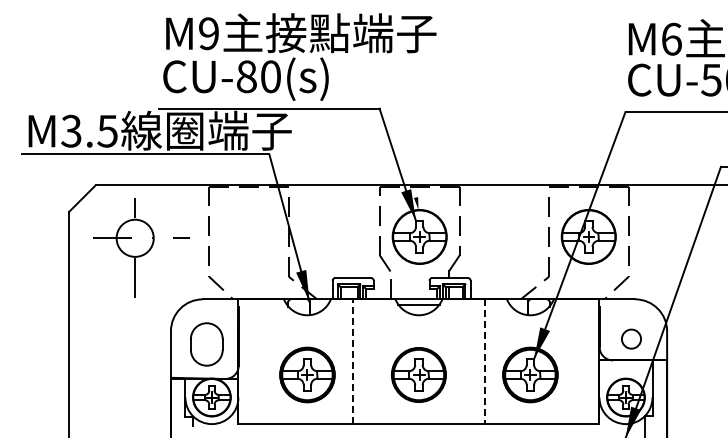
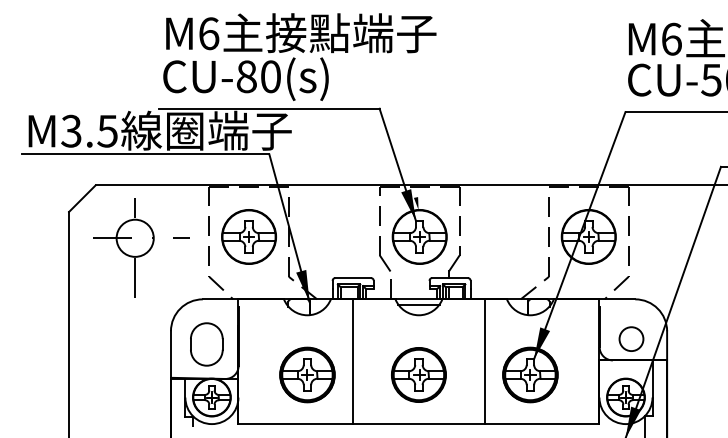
text: M9 -> M6 (209, 33)
part: none -> present (248, 236)
circle size: 21x22 px -> 27x26 px (631, 338)
line: dashed -> solid (353, 361)
line: dashed -> solid (484, 362)
